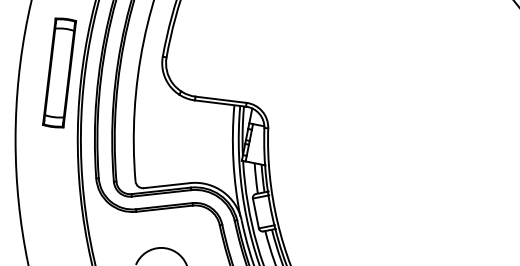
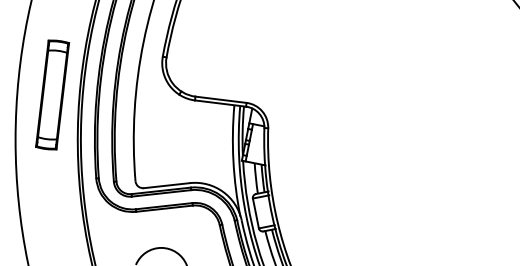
part position: (59, 72) -> (52, 94) (52, 94)
